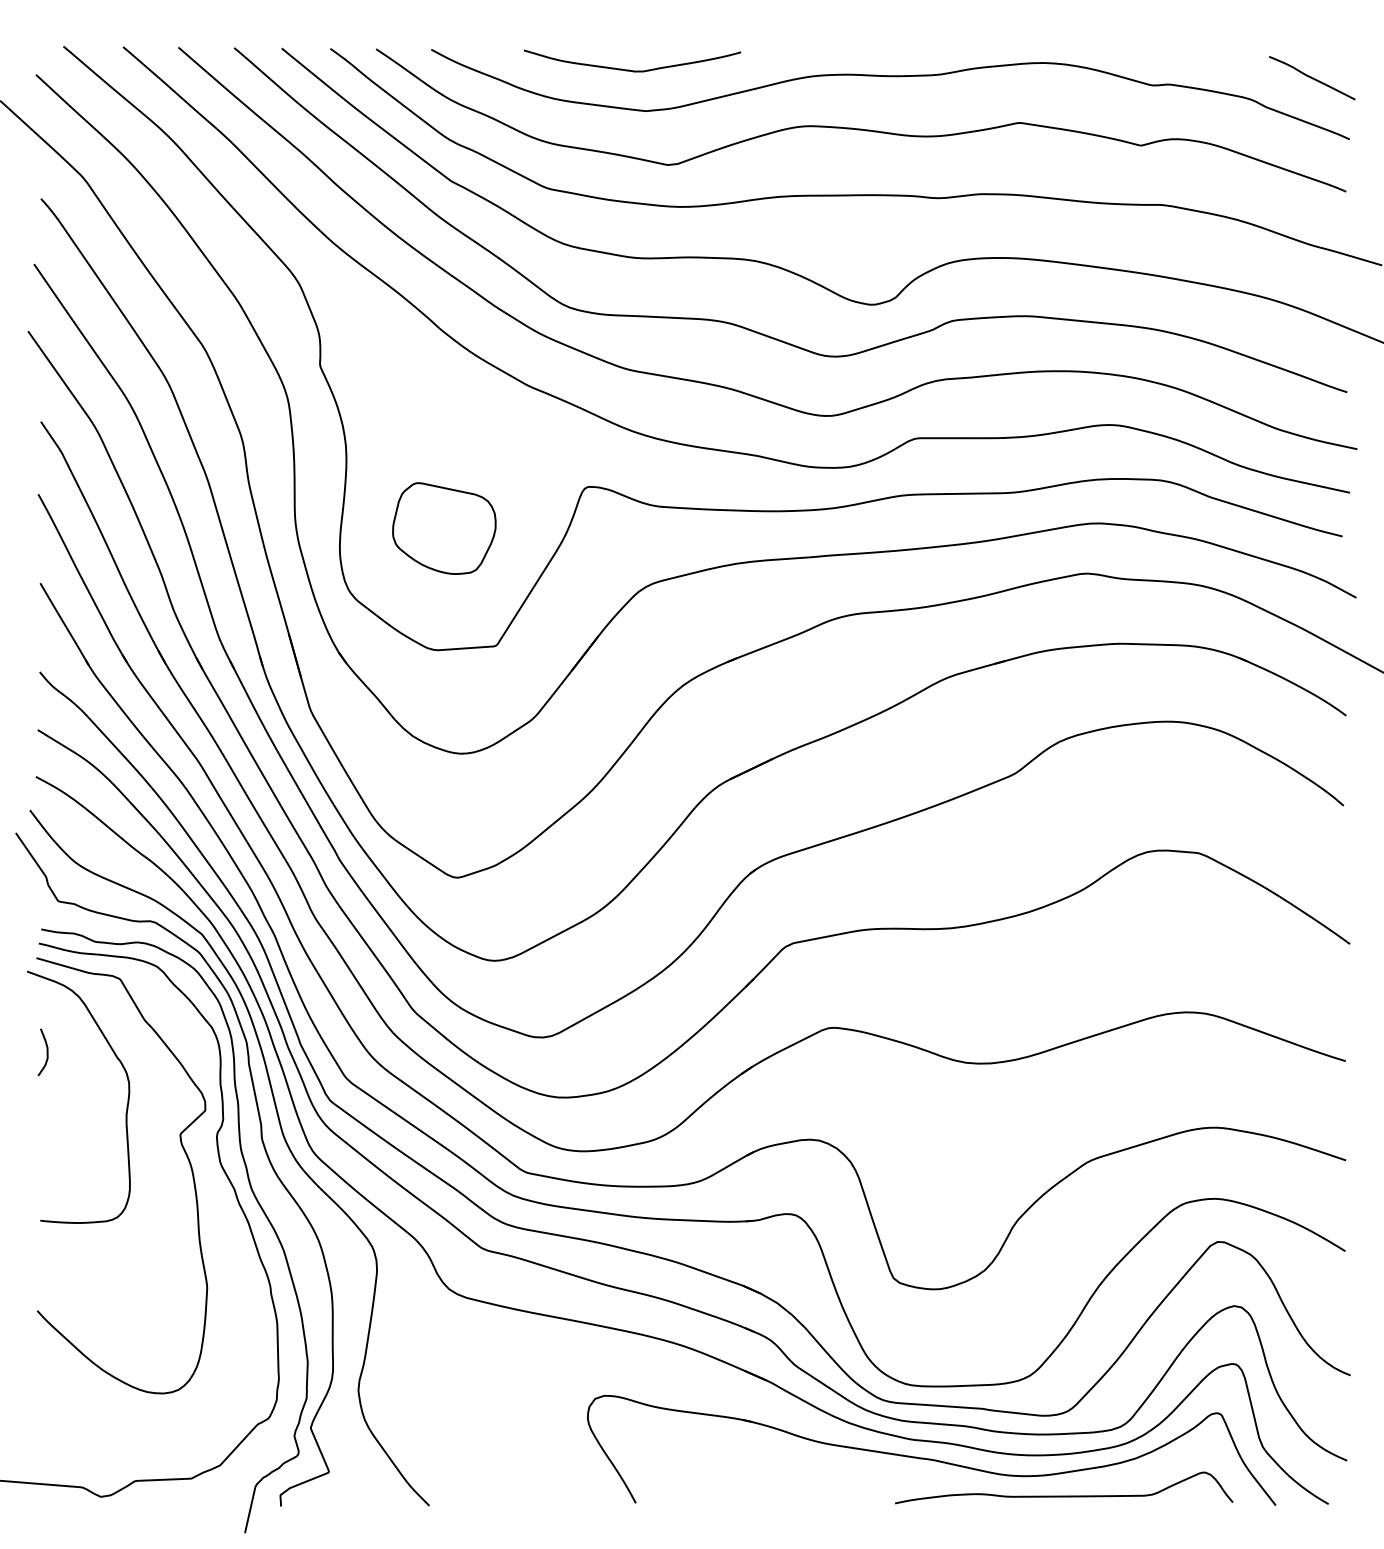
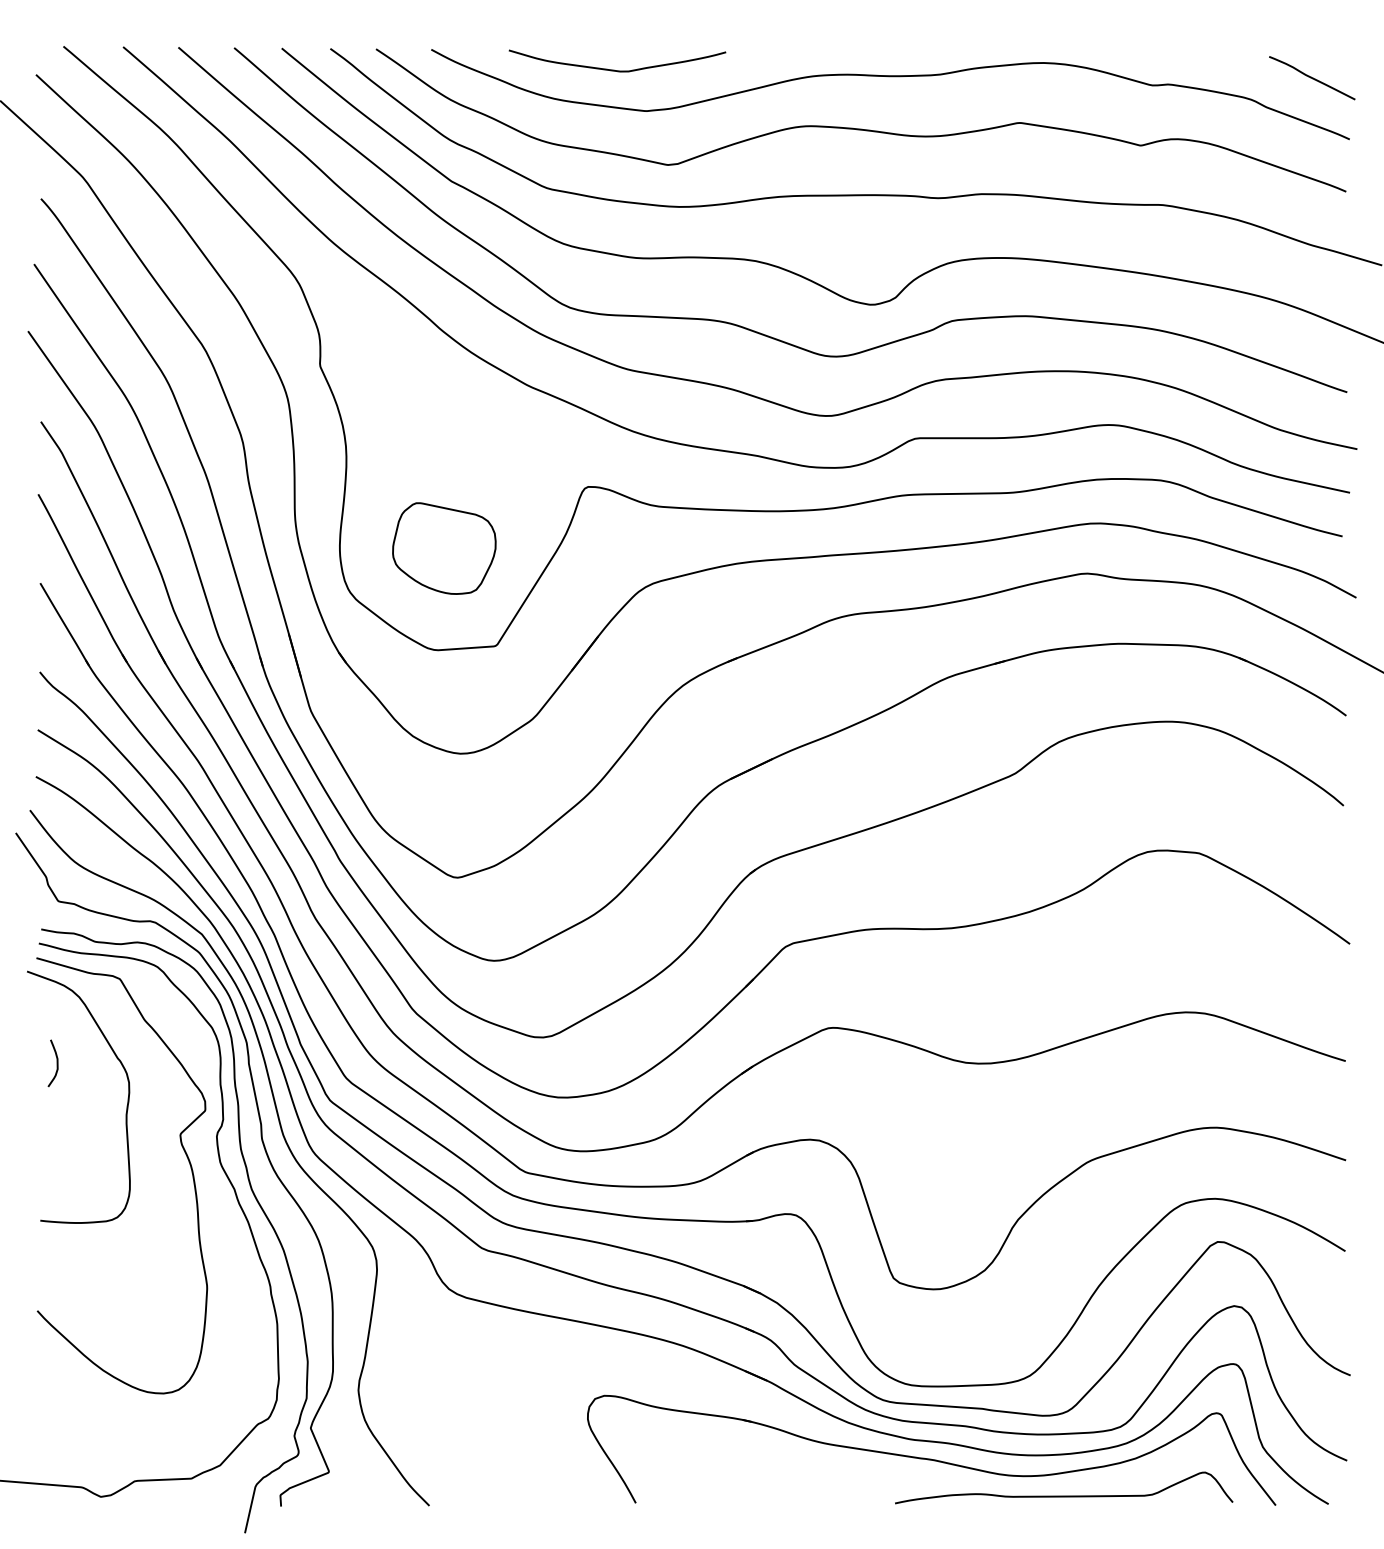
curve position: (629, 69) -> (614, 69) (614, 69)
part position: (444, 528) -> (444, 548) (444, 548)
curve position: (46, 1052) -> (56, 1063) (56, 1063)
